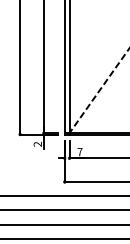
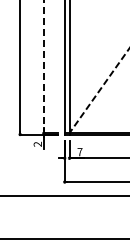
line: solid -> dashed (43, 65)
line: present -> none (64, 210)
line: present -> none (64, 224)
